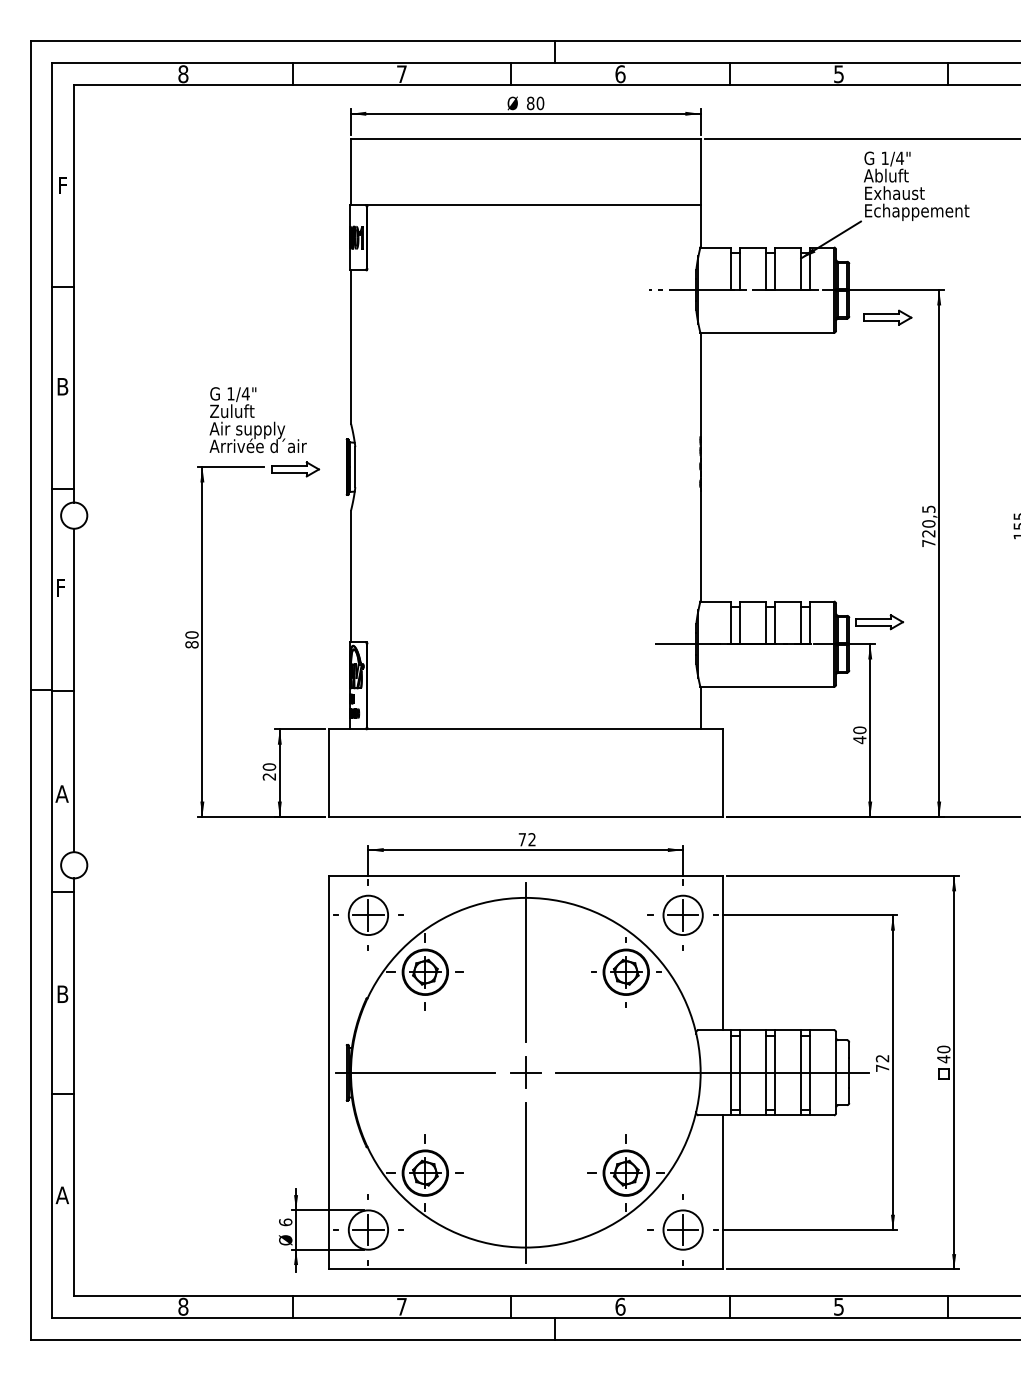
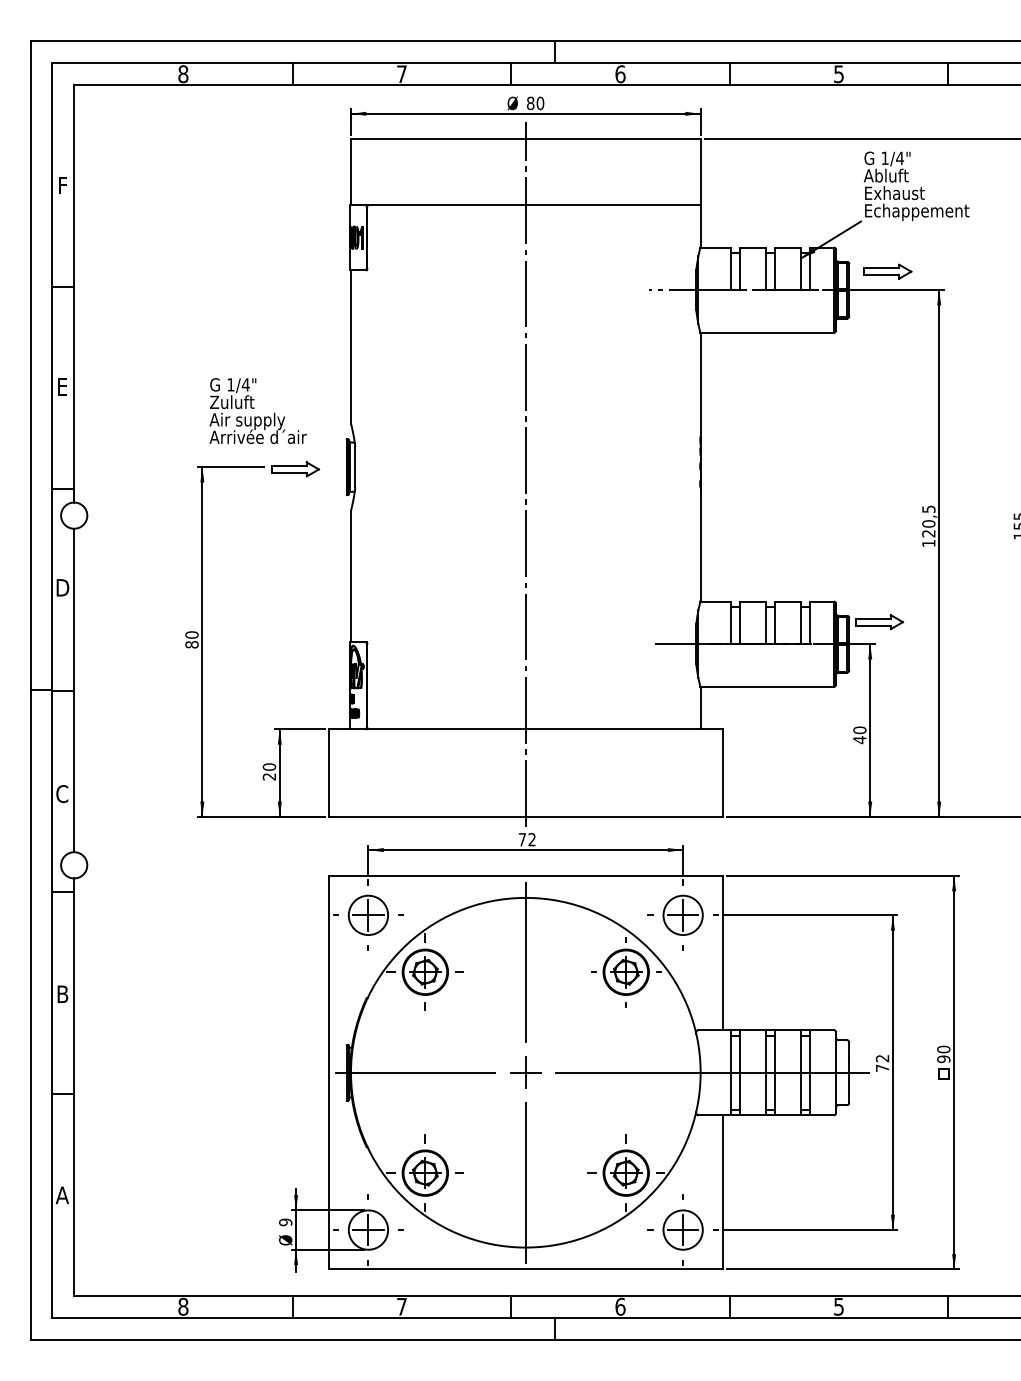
part position: (887, 317) -> (887, 271) (887, 271)
text: B -> E (62, 386)
text position: (257, 420) -> (257, 411) (257, 411)
line: none -> present (525, 473)
text: 720,5 -> 120,5 (928, 543)
text: F -> D (62, 587)
text: A -> C (61, 794)
text: 40 -> 90 (943, 1059)
text: 6 -> 9 (285, 1222)
